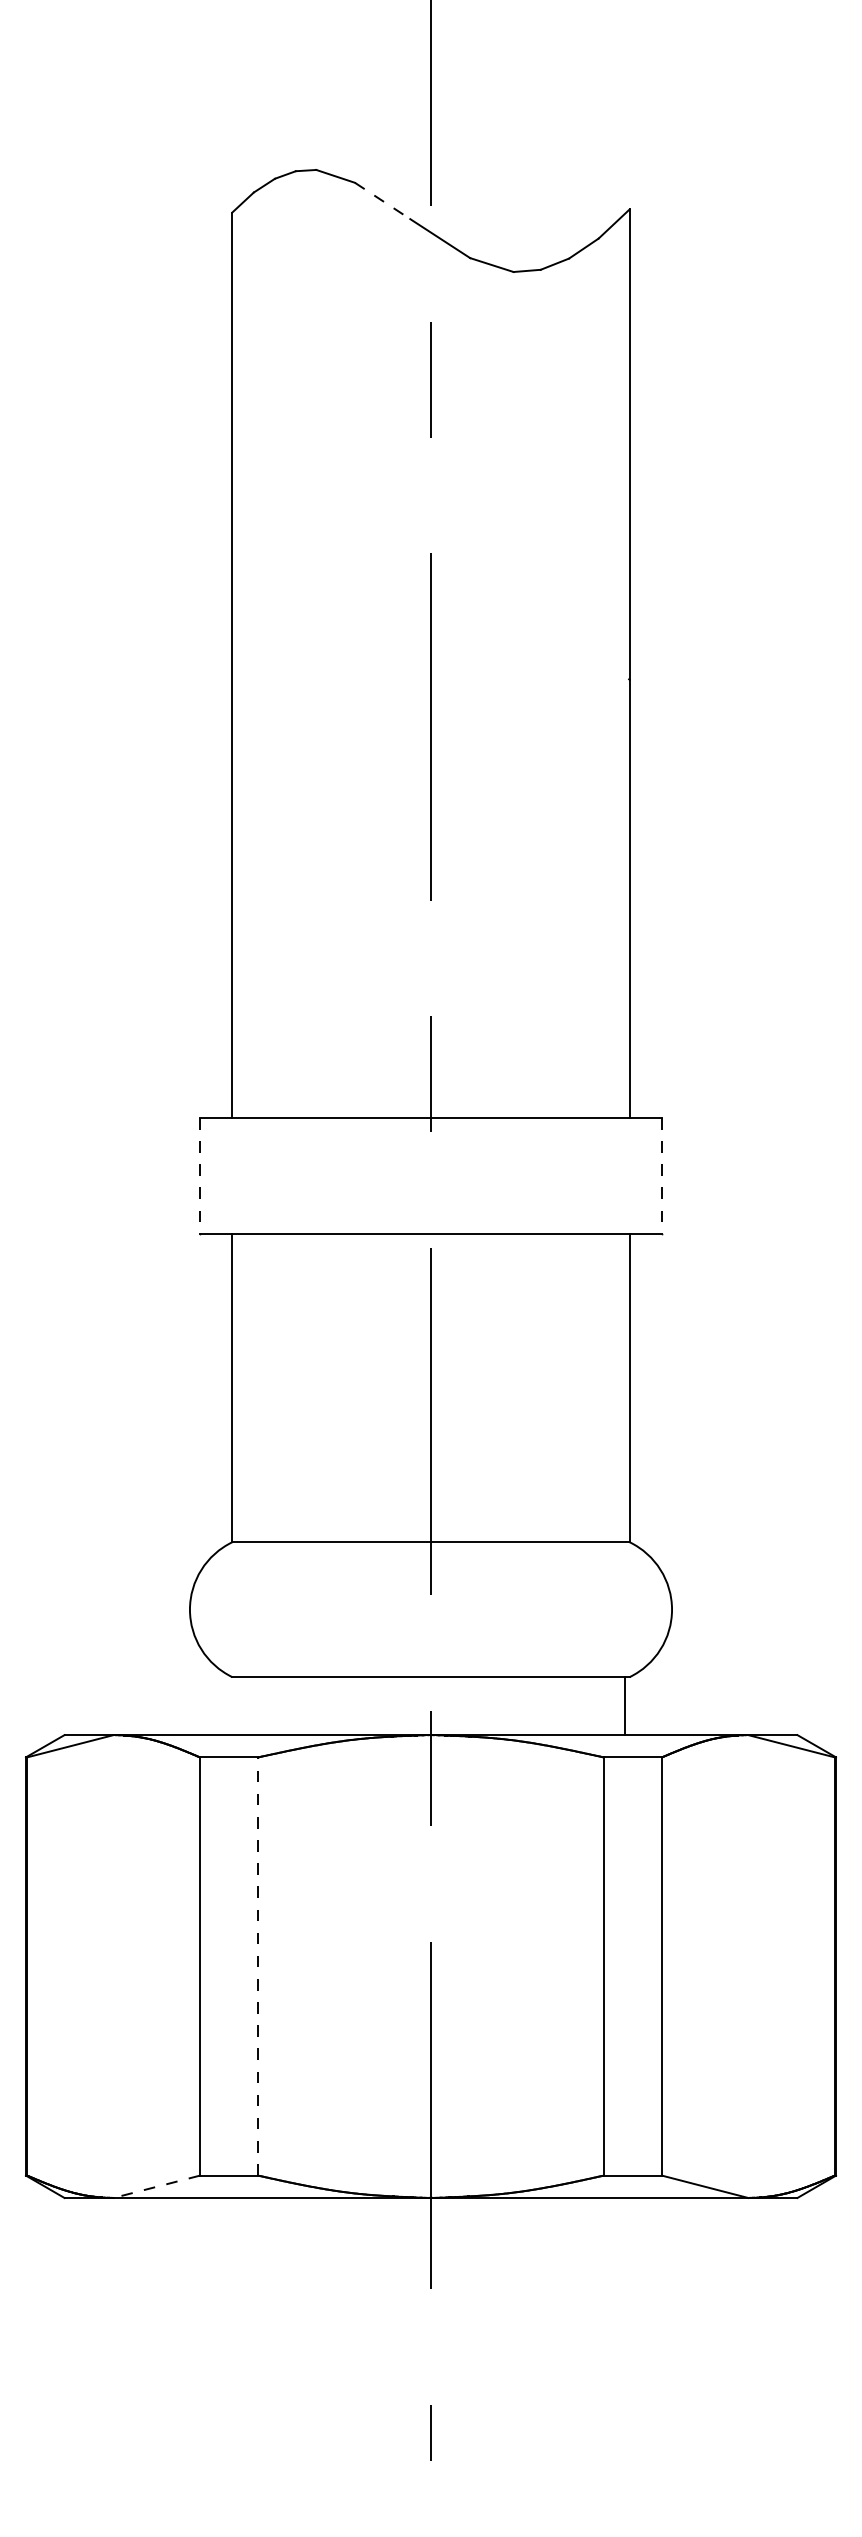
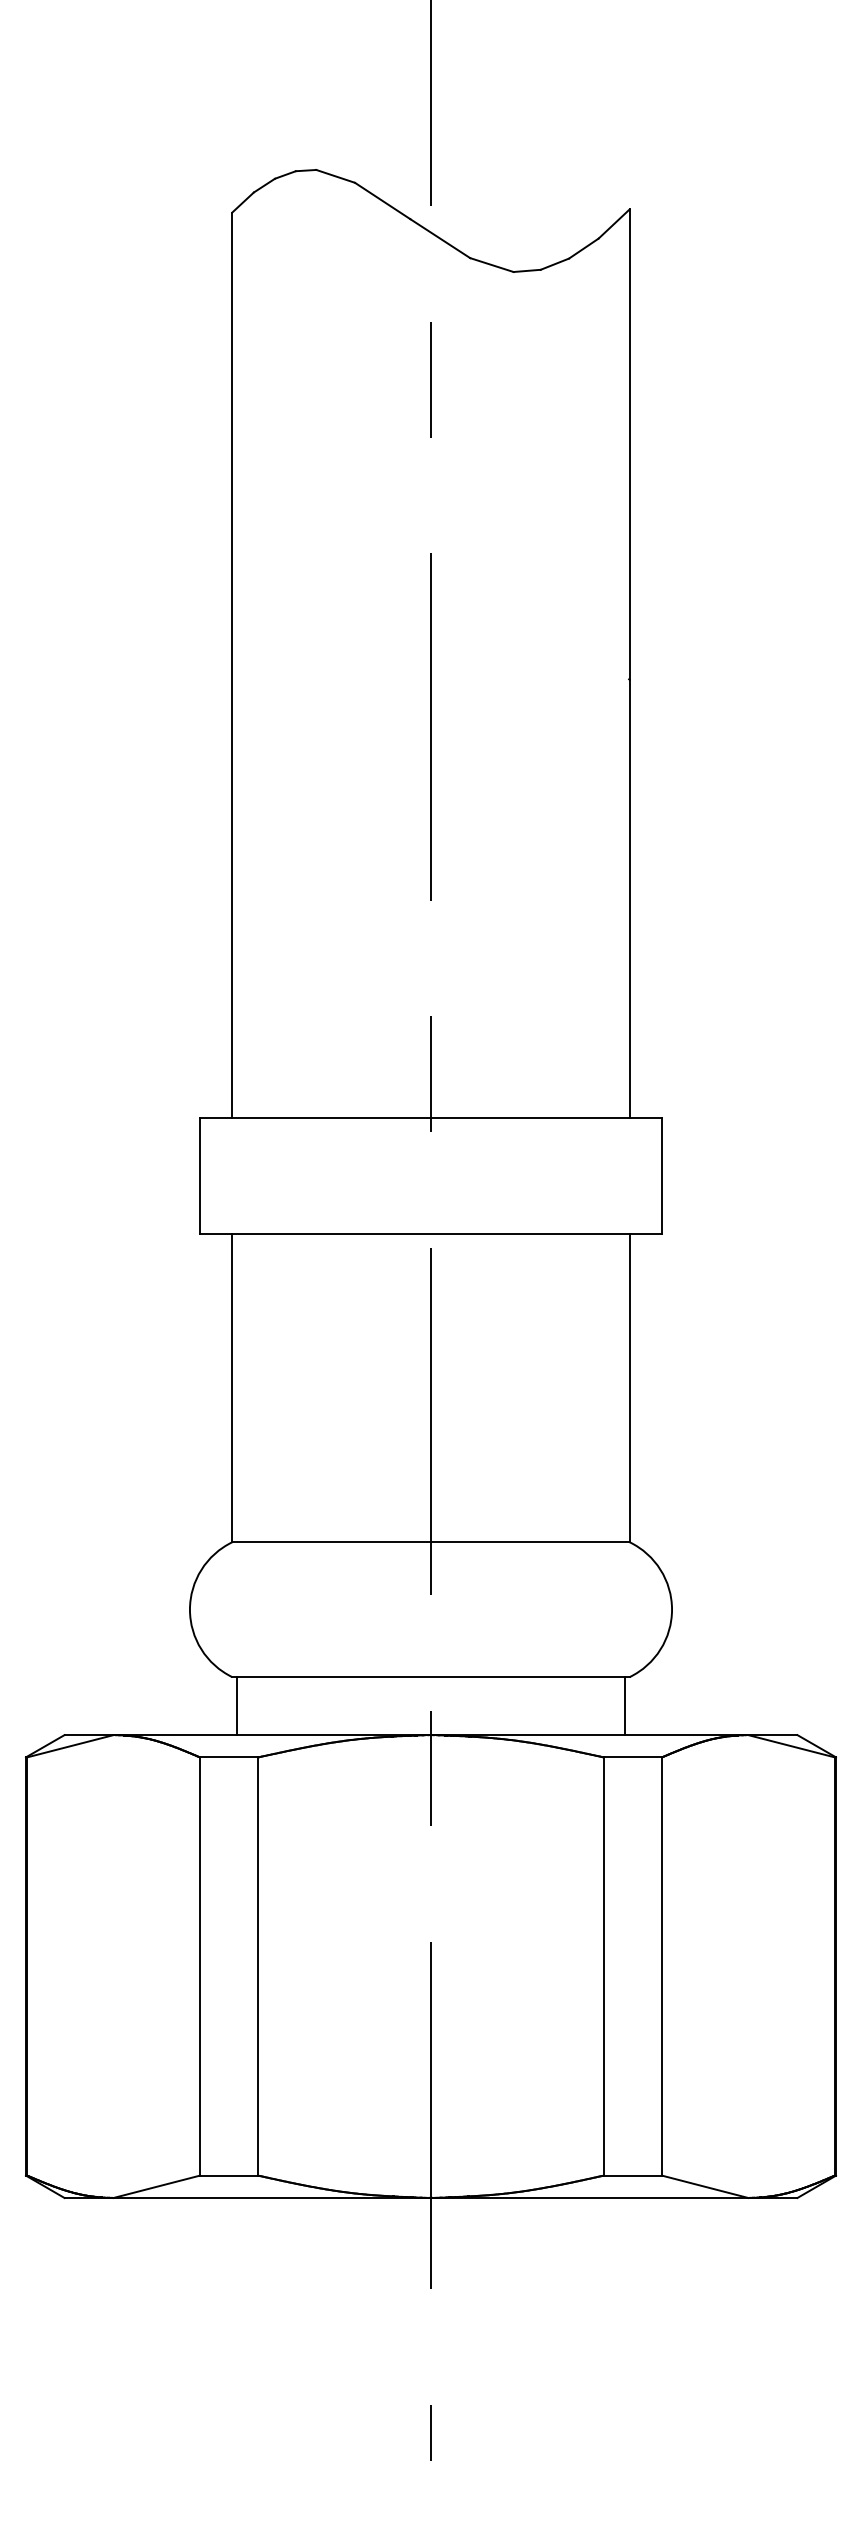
line: dashed -> solid (383, 201)
line: dashed -> solid (199, 1175)
line: dashed -> solid (662, 1175)
line: none -> present (236, 1706)
line: dashed -> solid (258, 1965)
line: dashed -> solid (156, 2186)
